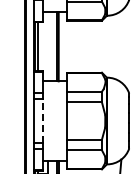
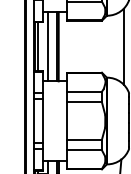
line: none -> present (47, 46)
line: none -> present (123, 46)
line: dashed -> solid (42, 121)
